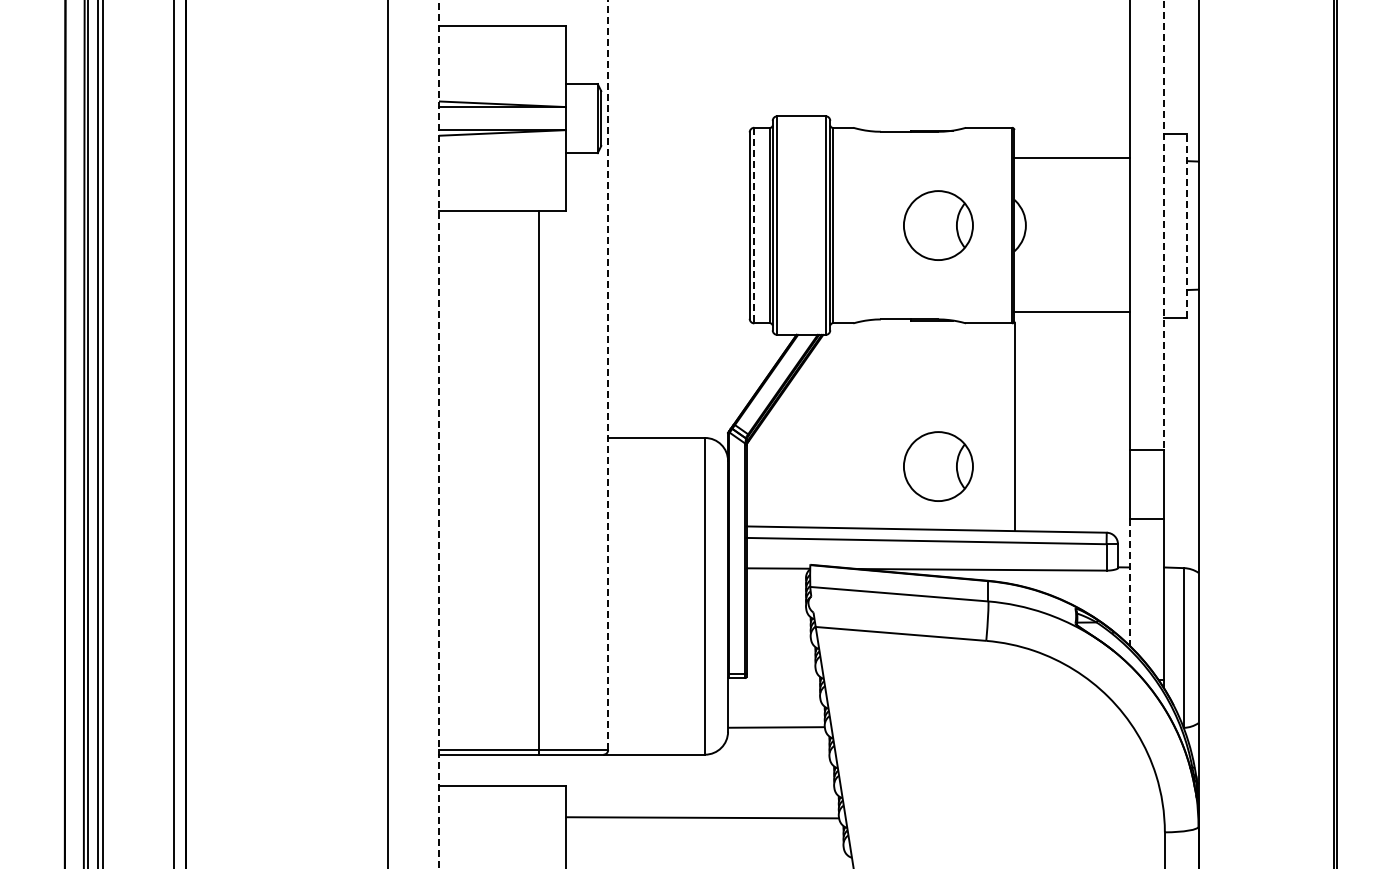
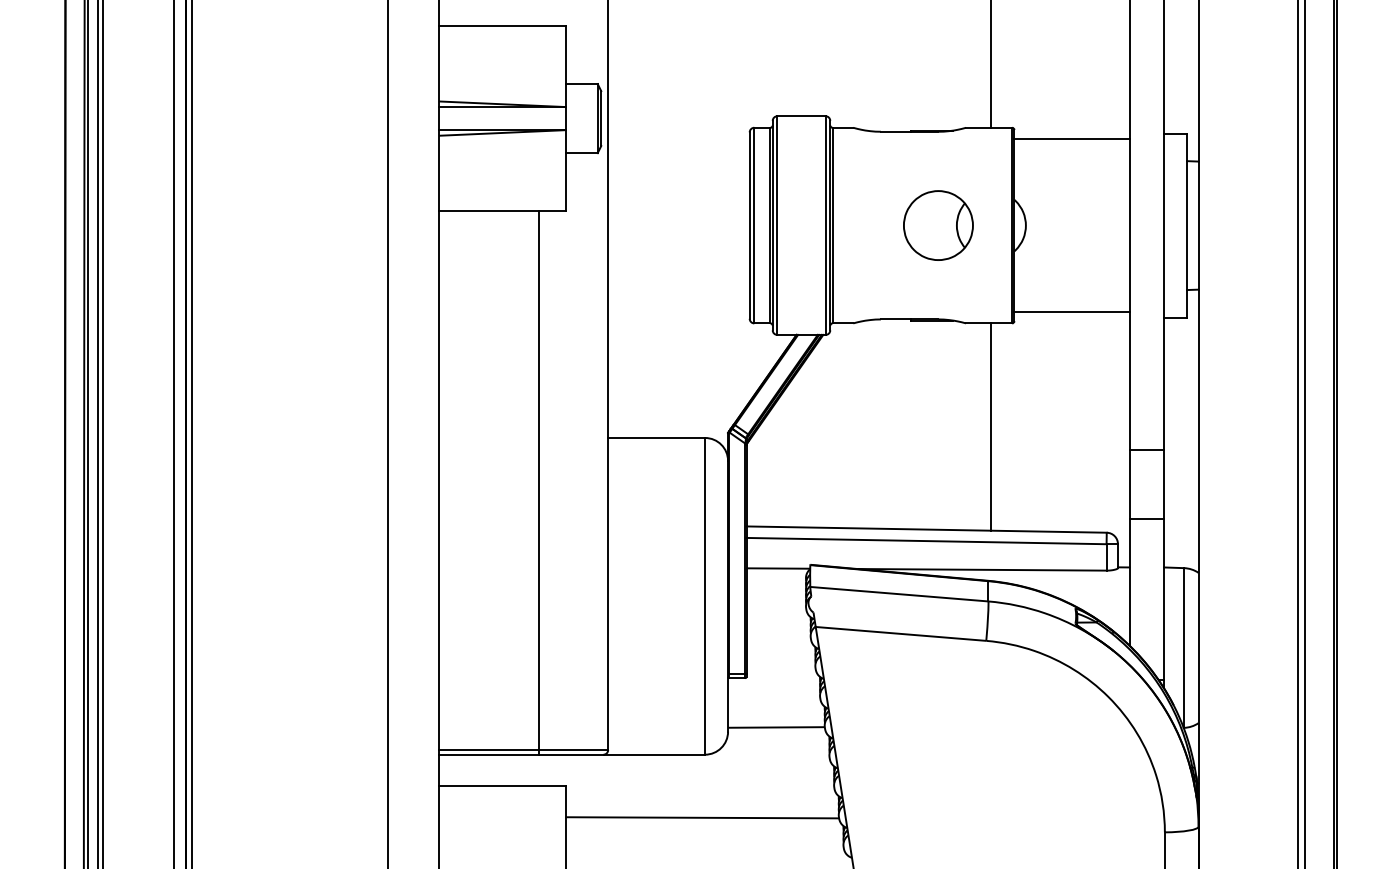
line: none -> present (991, 64)
line position: (1071, 158) -> (1071, 139) (1071, 139)
line: dashed -> solid (754, 225)
line: dashed -> solid (1164, 225)
line: dashed -> solid (1187, 225)
line: dashed -> solid (608, 375)
line position: (1015, 426) -> (991, 426) (991, 426)
line: none -> present (191, 433)
line: none -> present (1297, 433)
line: none -> present (1305, 433)
line: dashed -> solid (438, 434)
part: present -> none (938, 466)
line: dashed -> solid (1129, 582)
